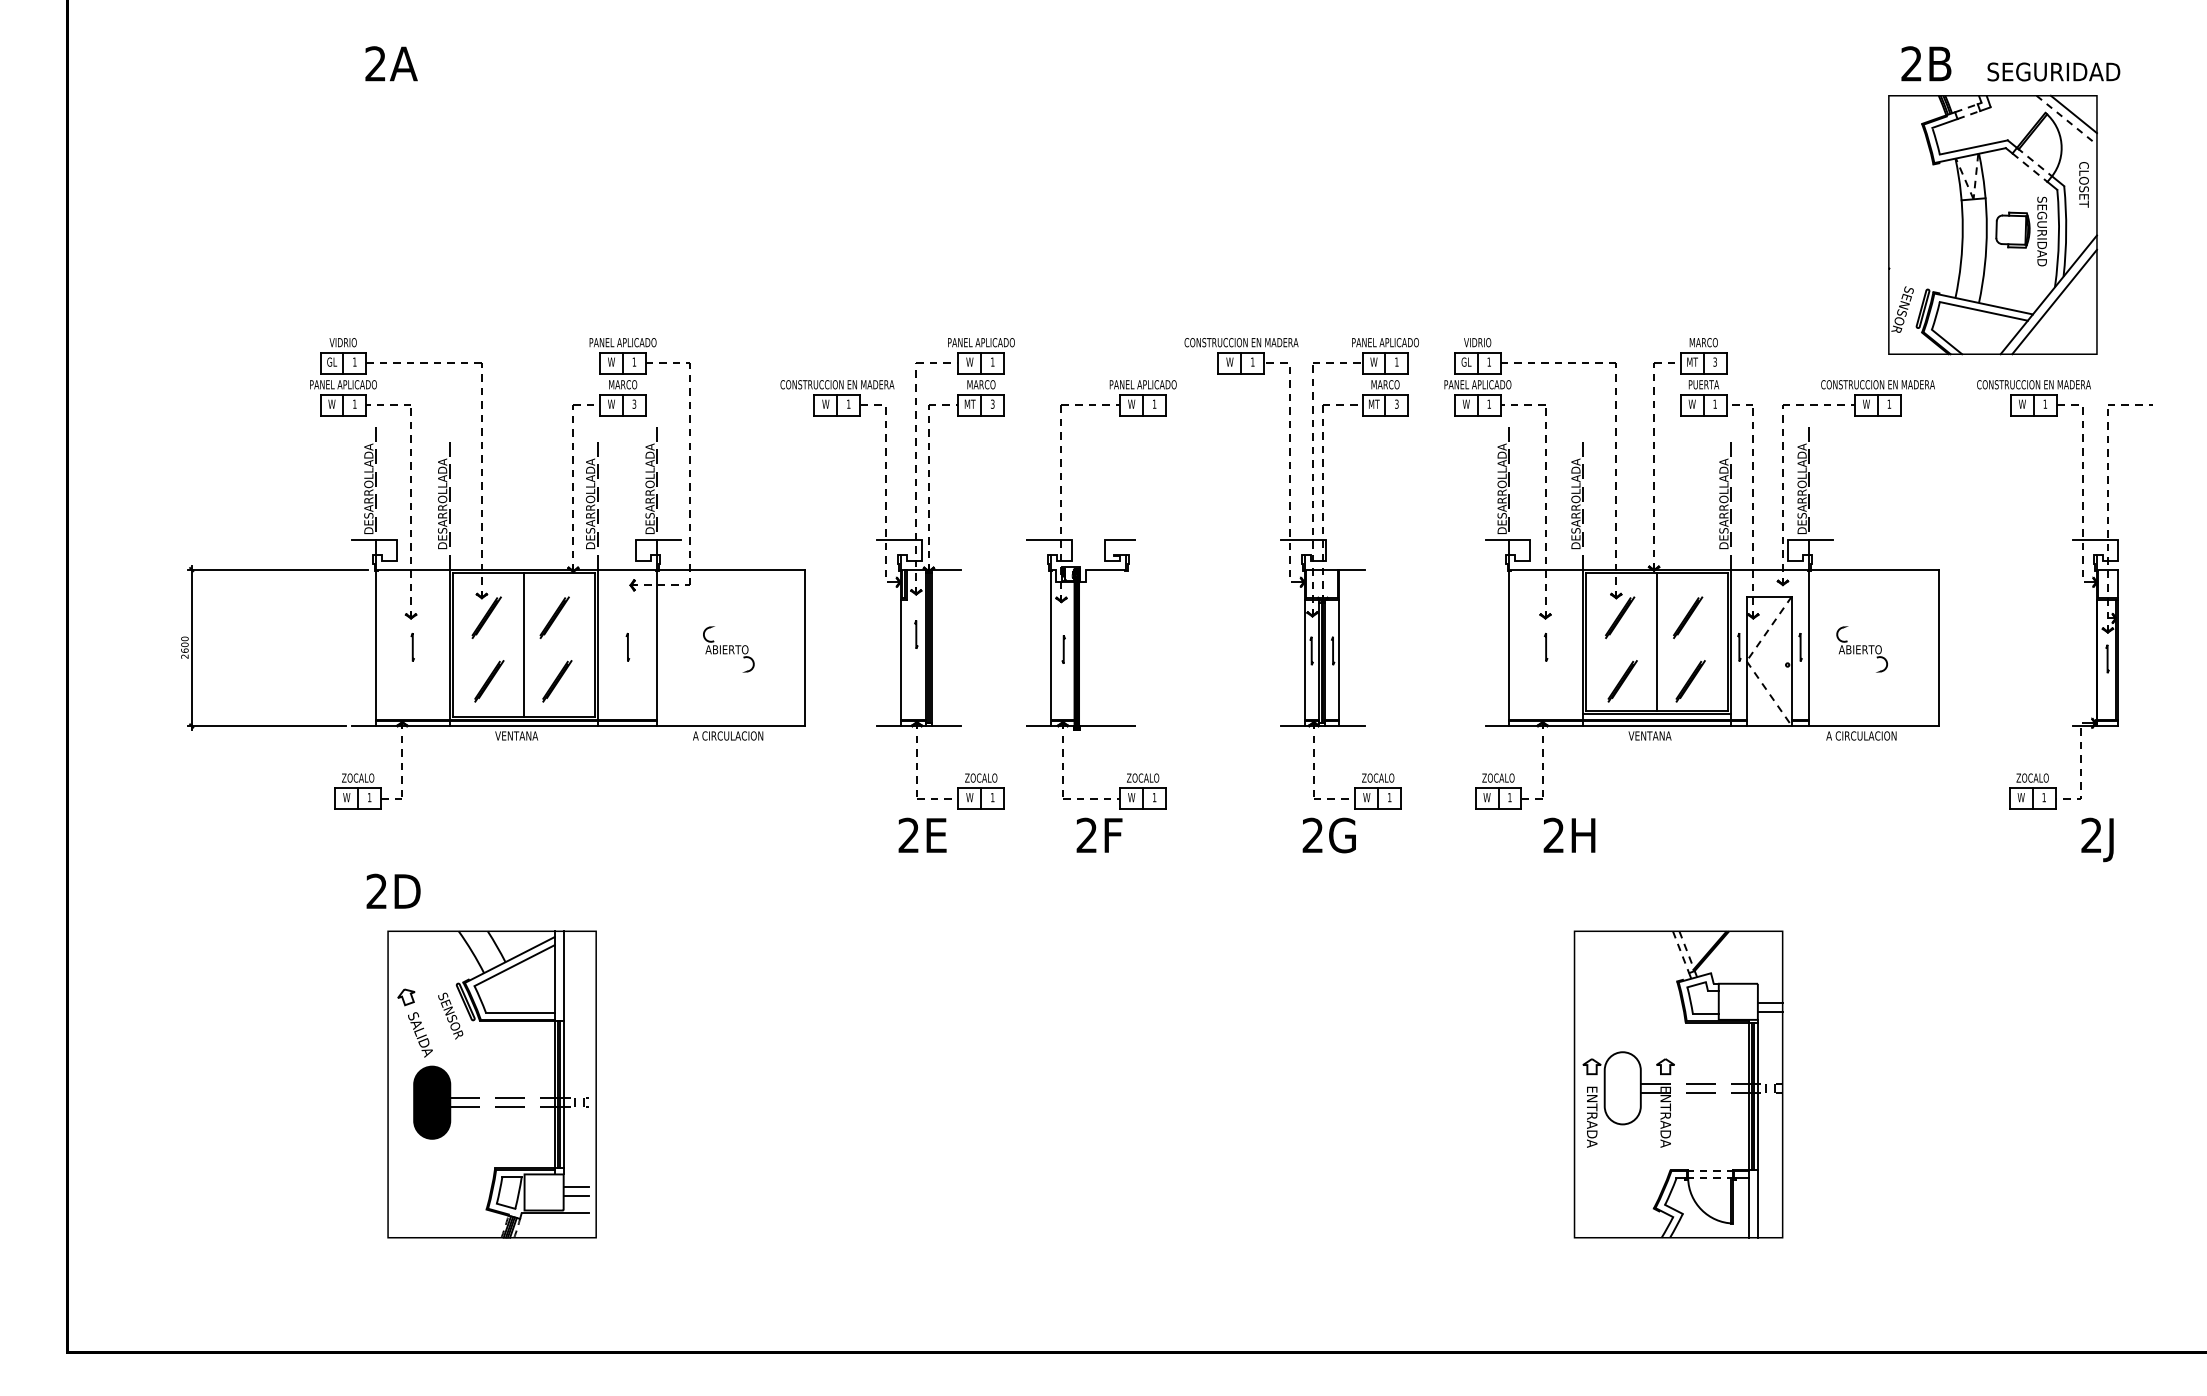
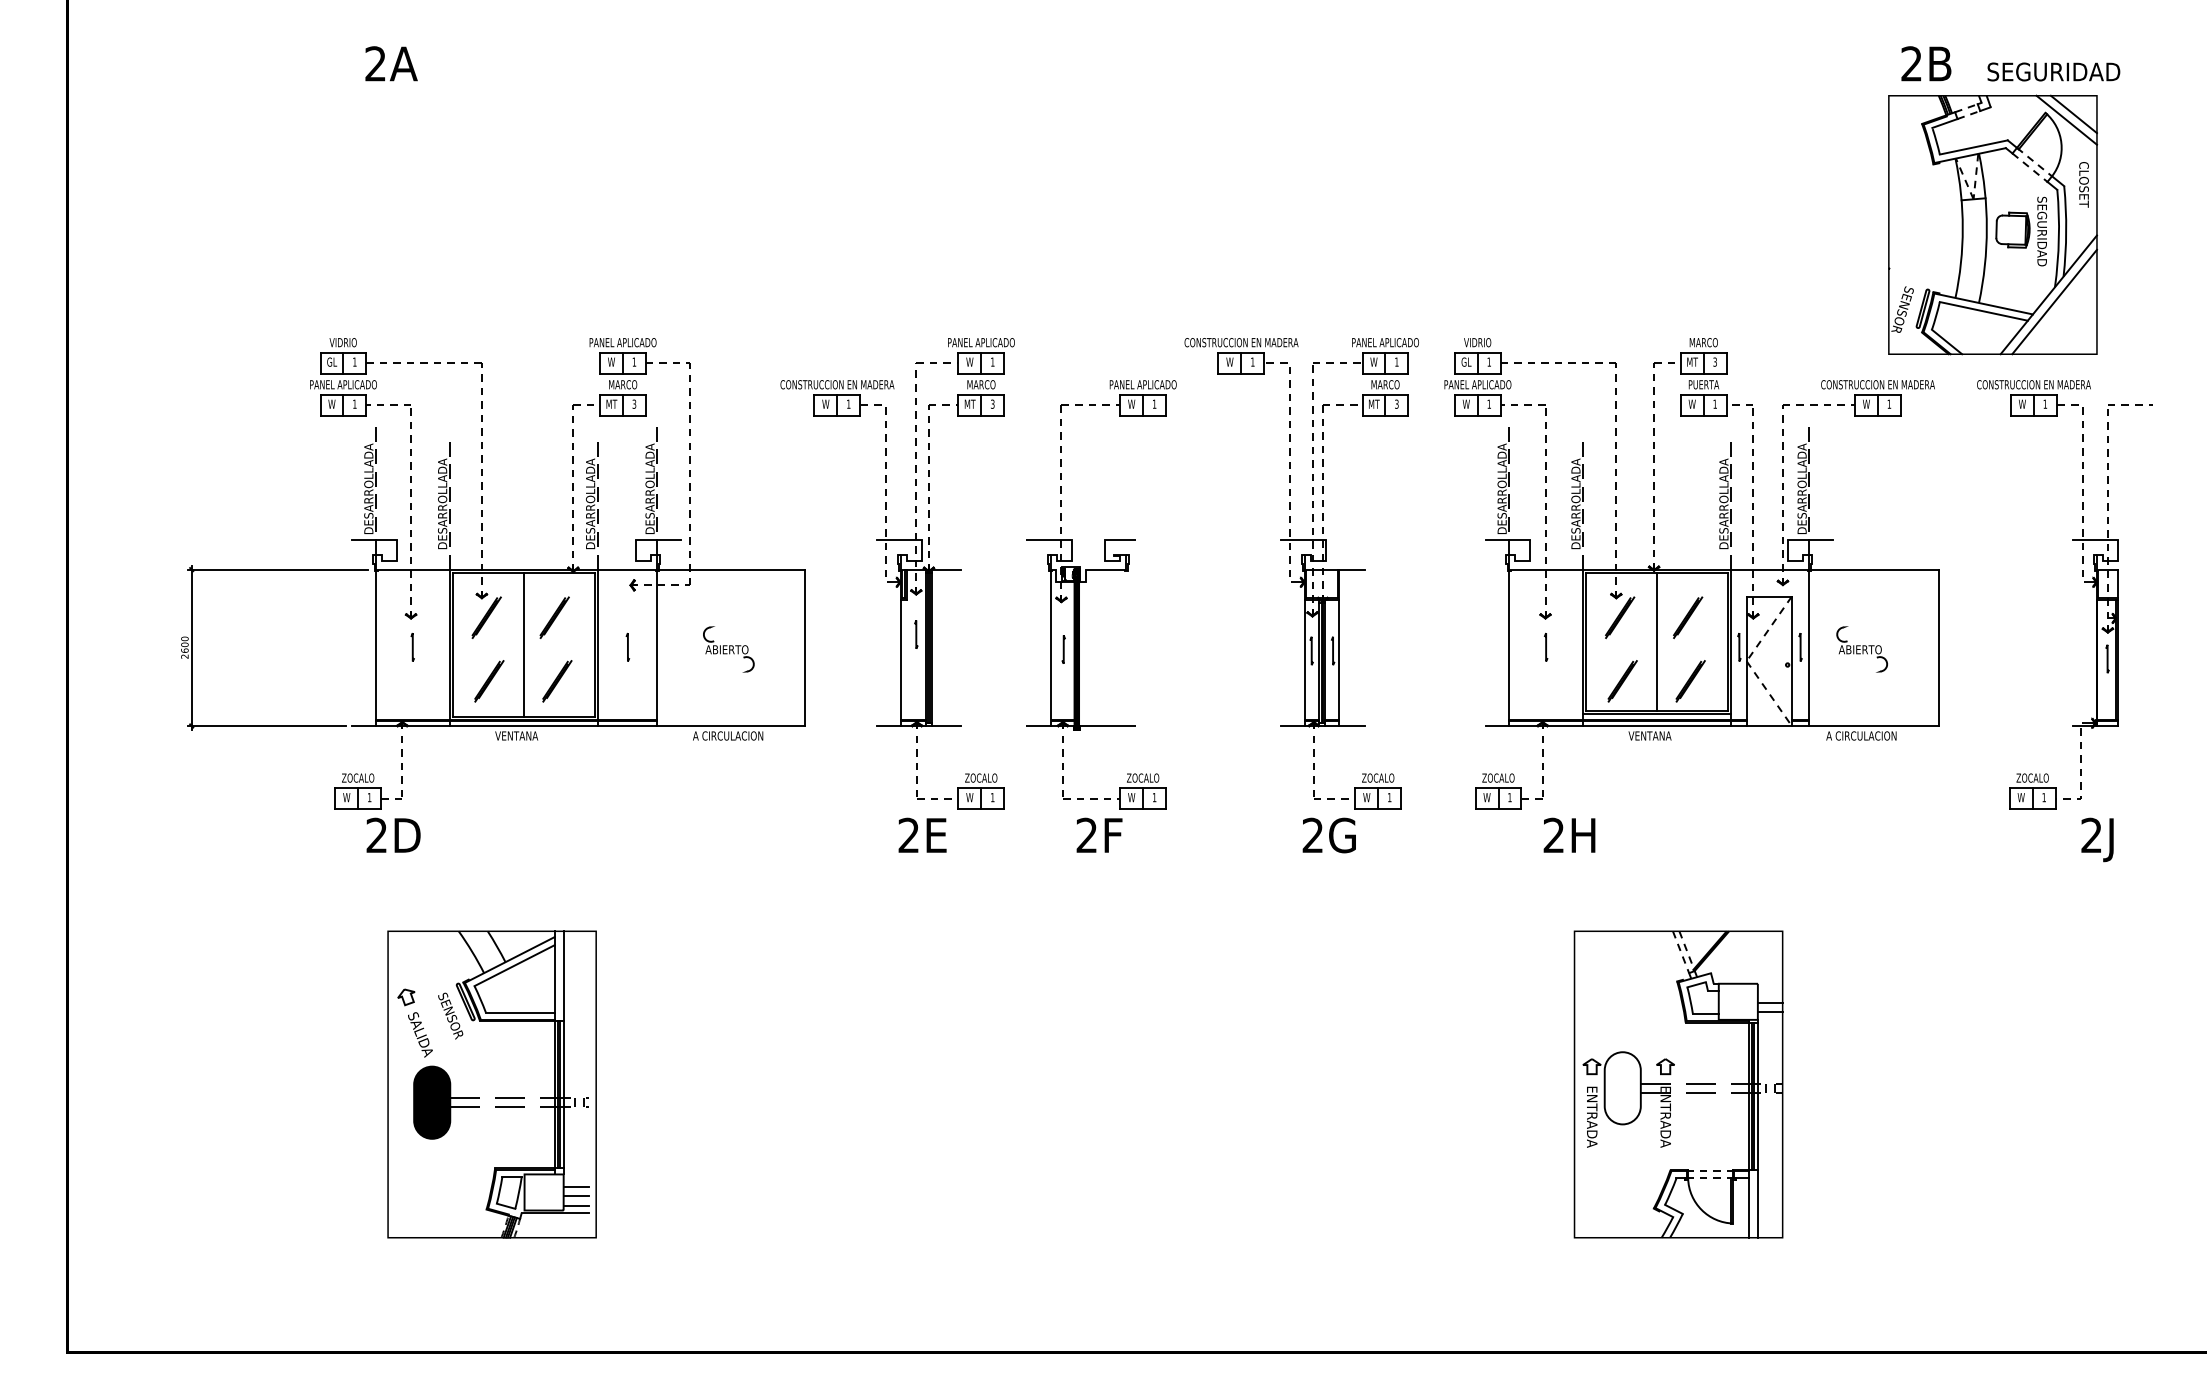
line: dashed -> solid (2066, 120)
text: W -> MT (611, 403)
text position: (393, 890) -> (393, 834) (393, 834)
line: none -> present (575, 1205)
